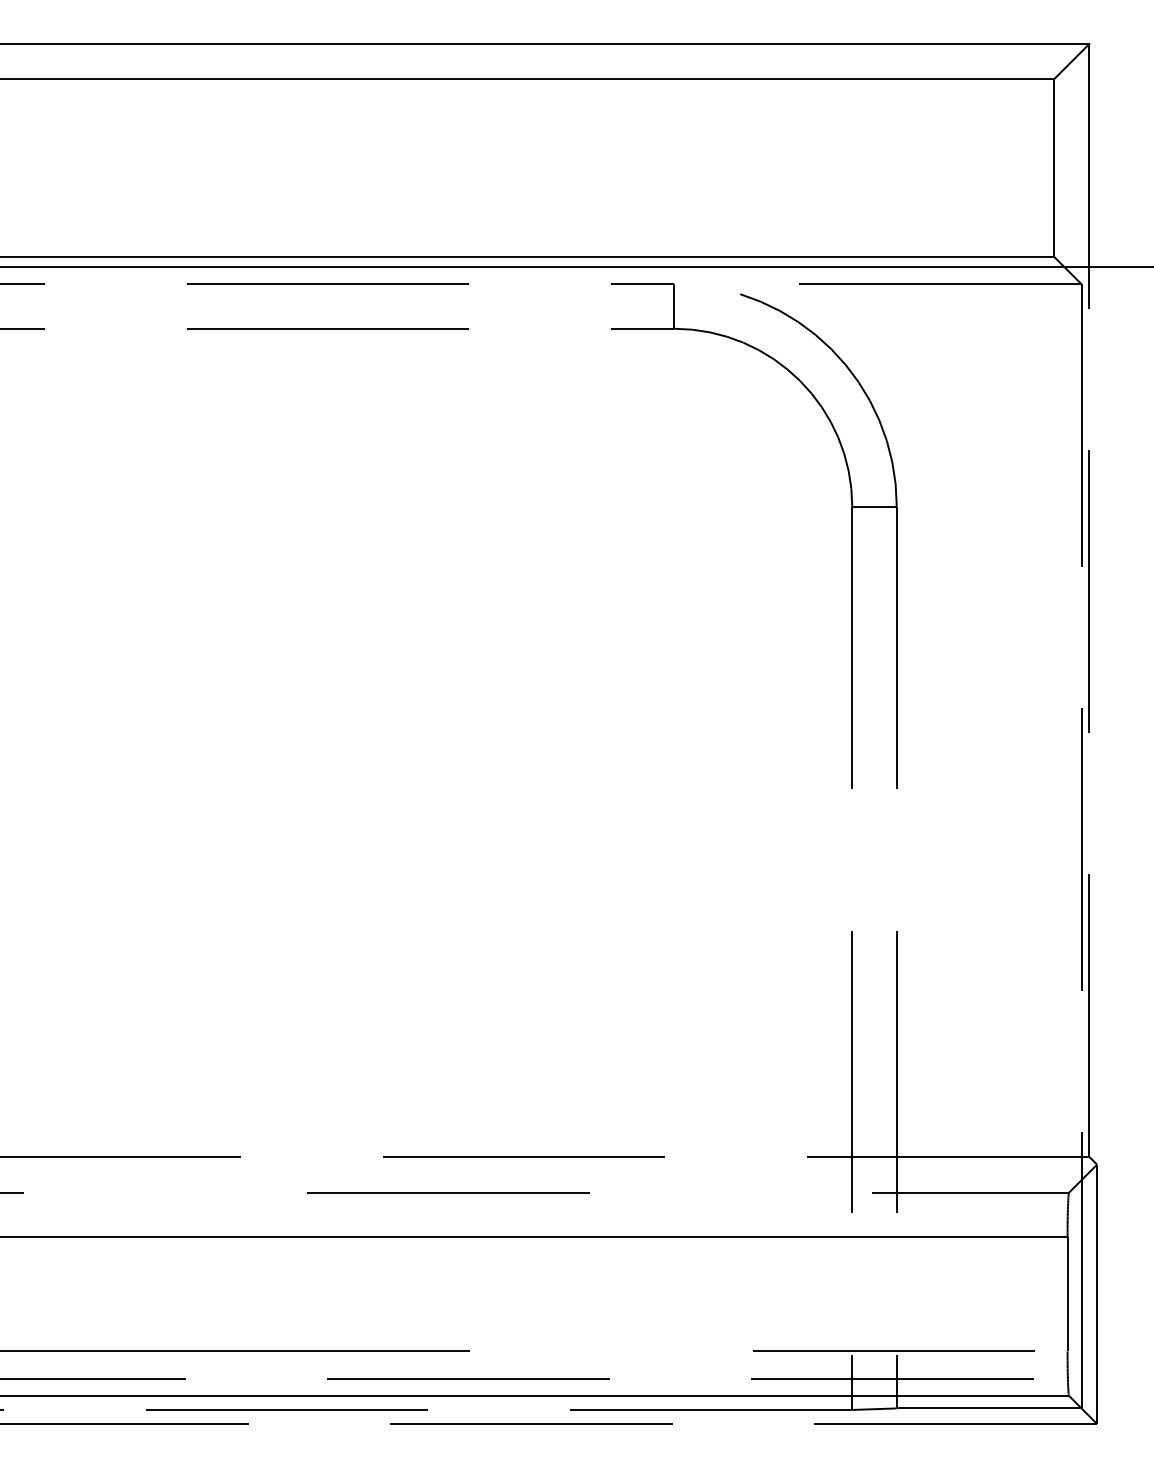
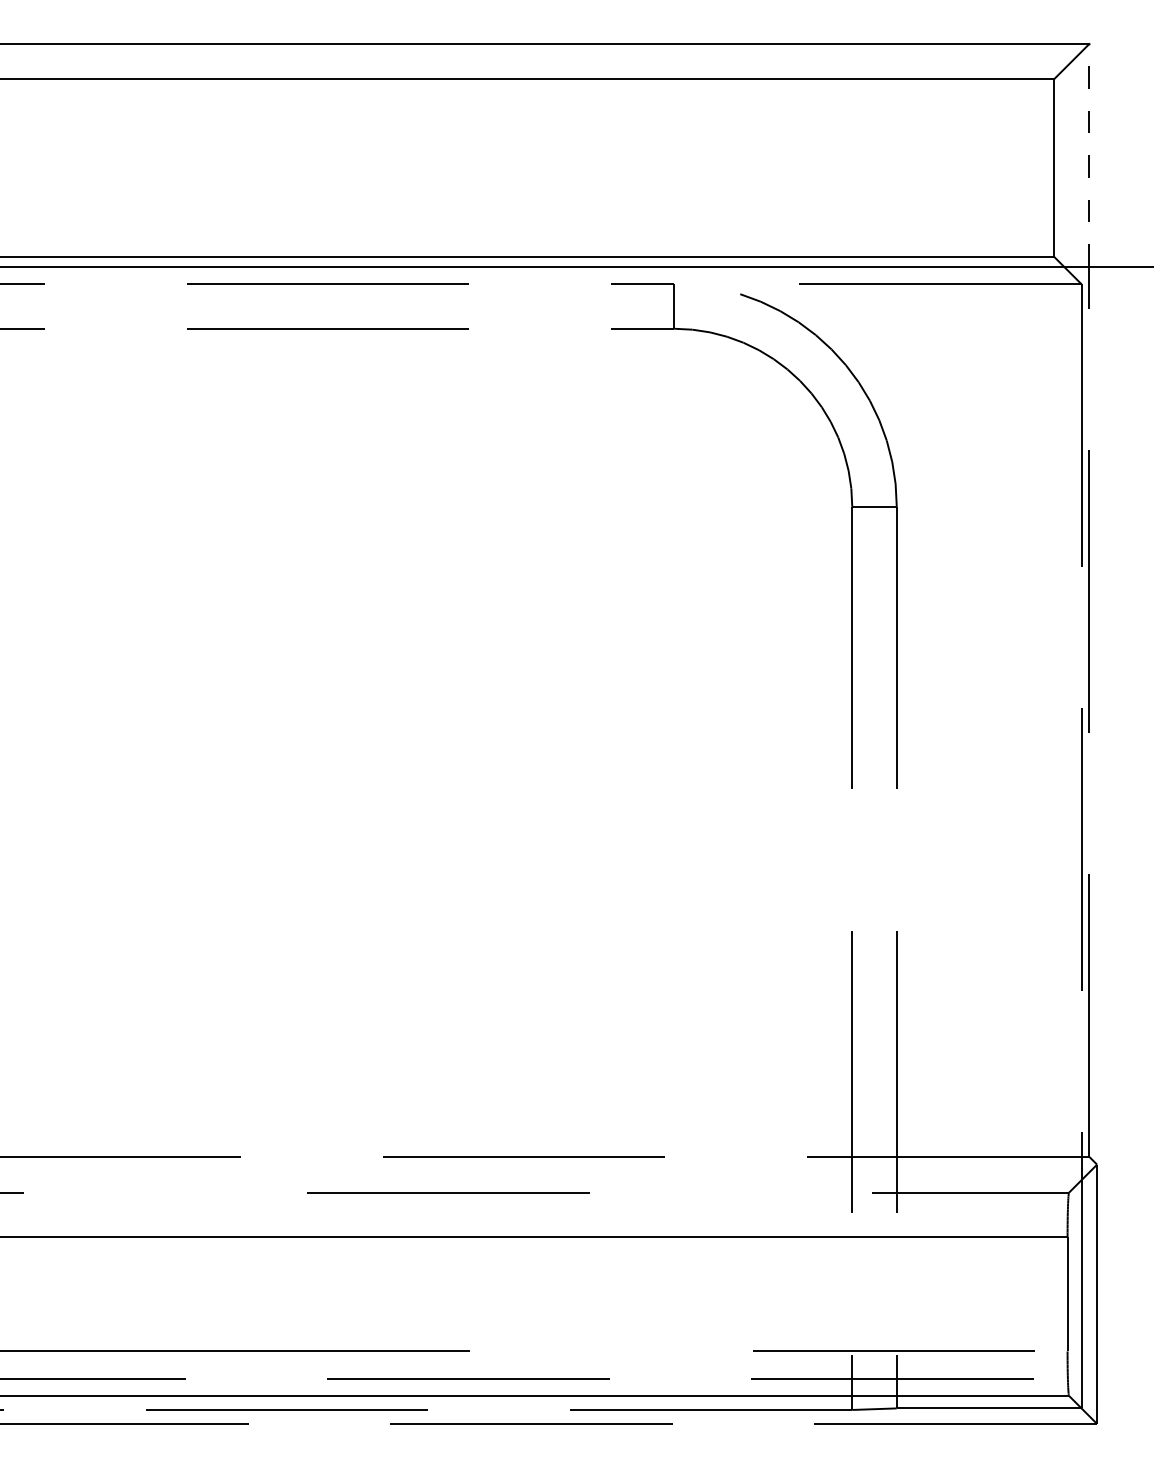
line: solid -> dashed (1089, 154)
